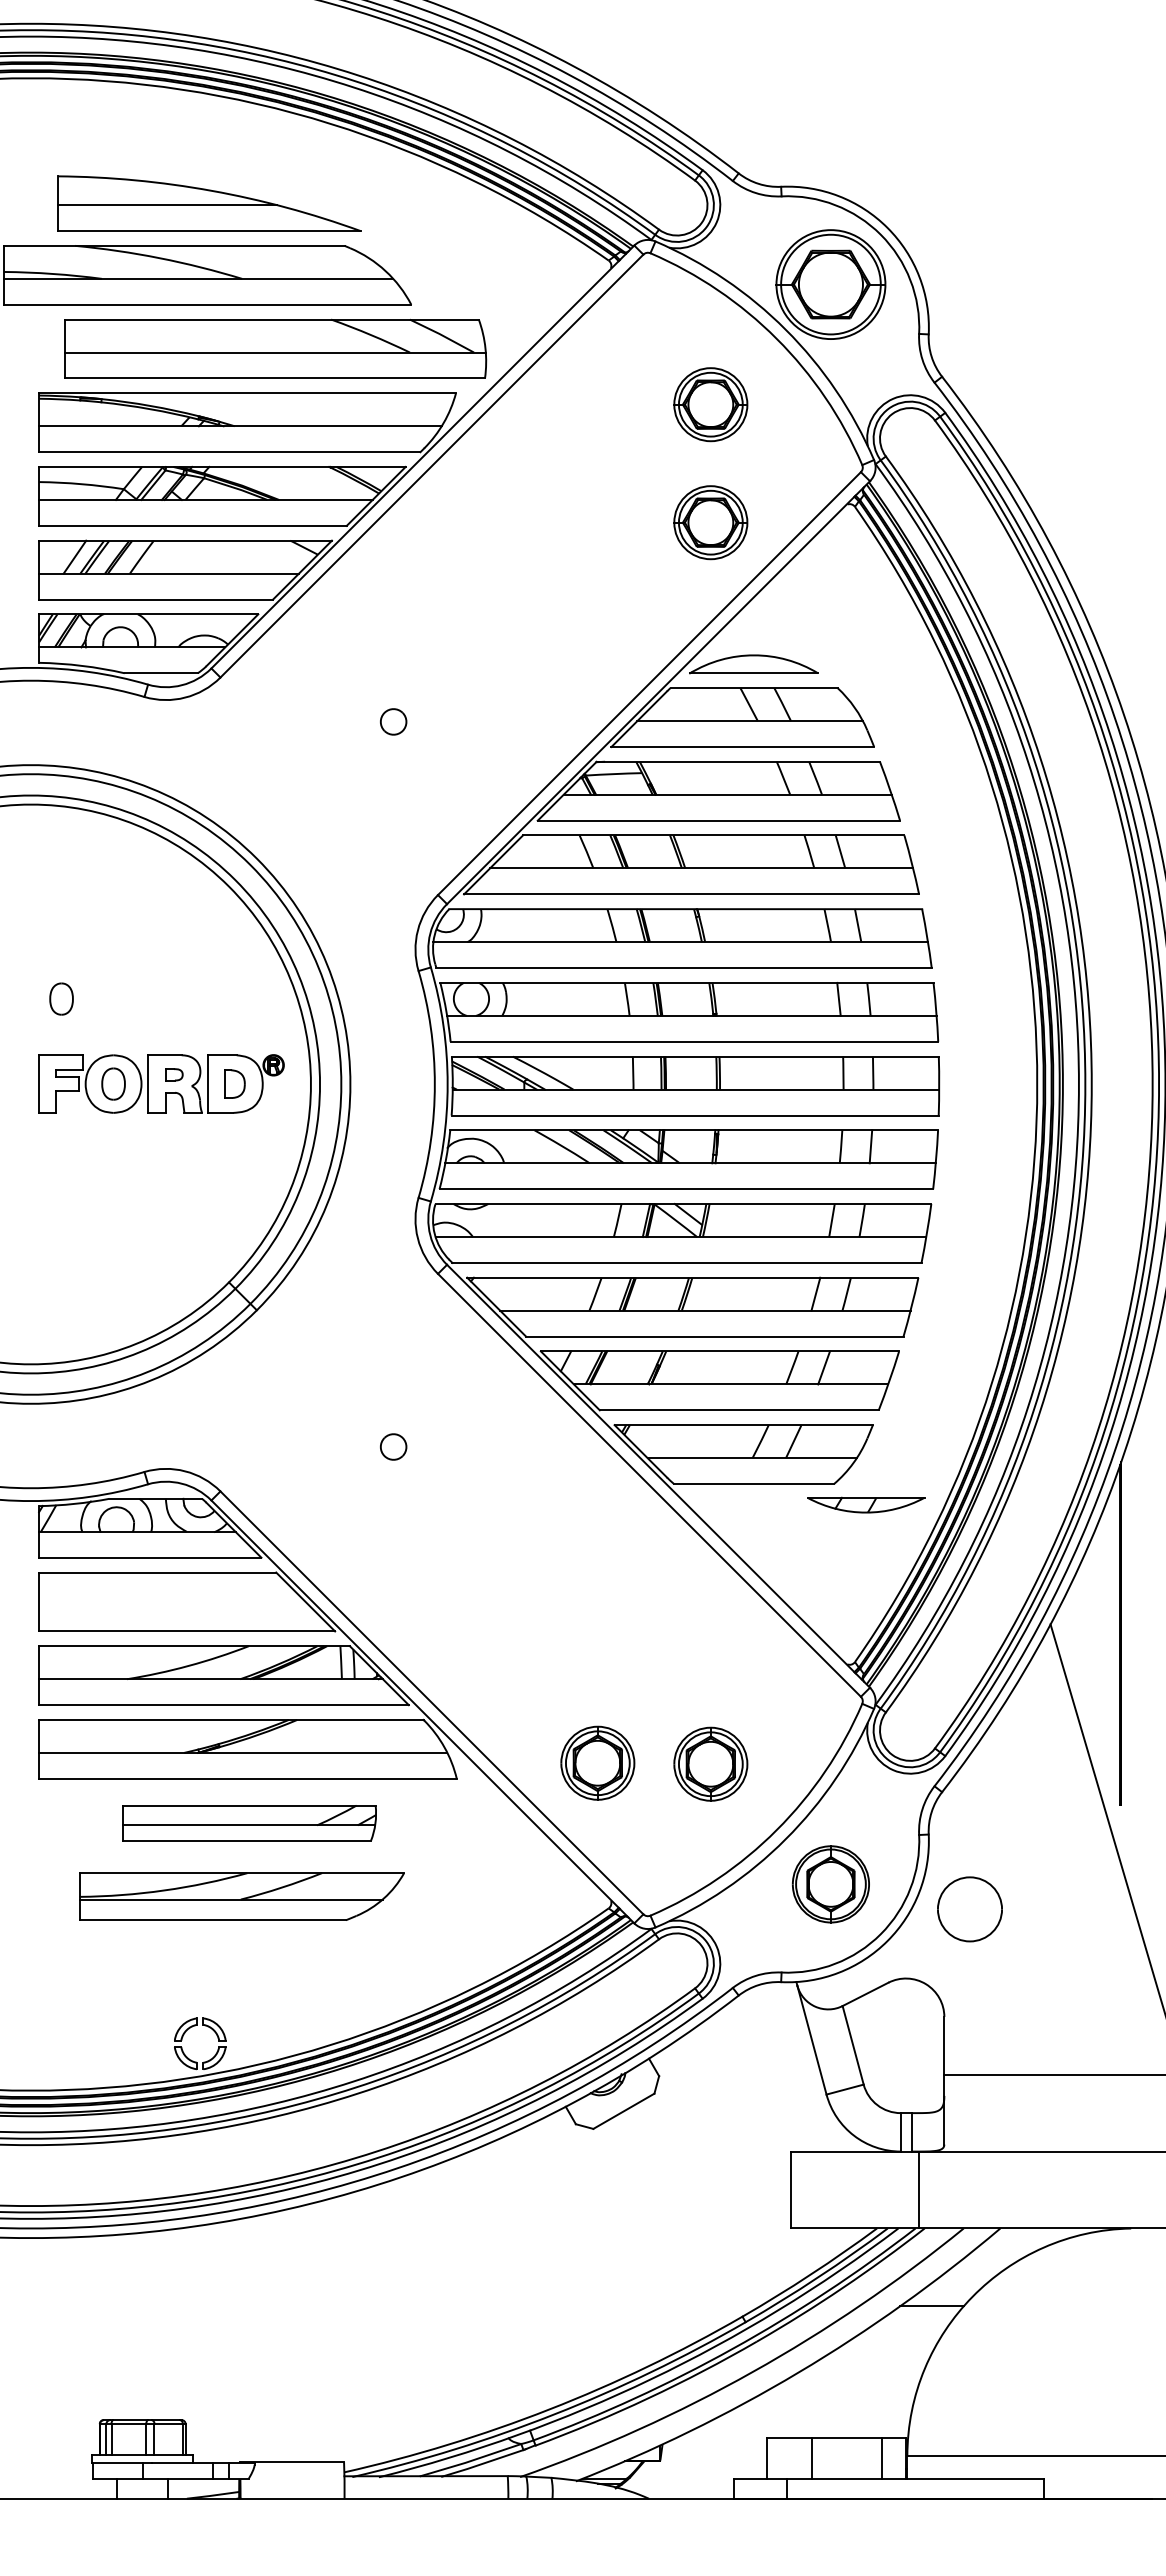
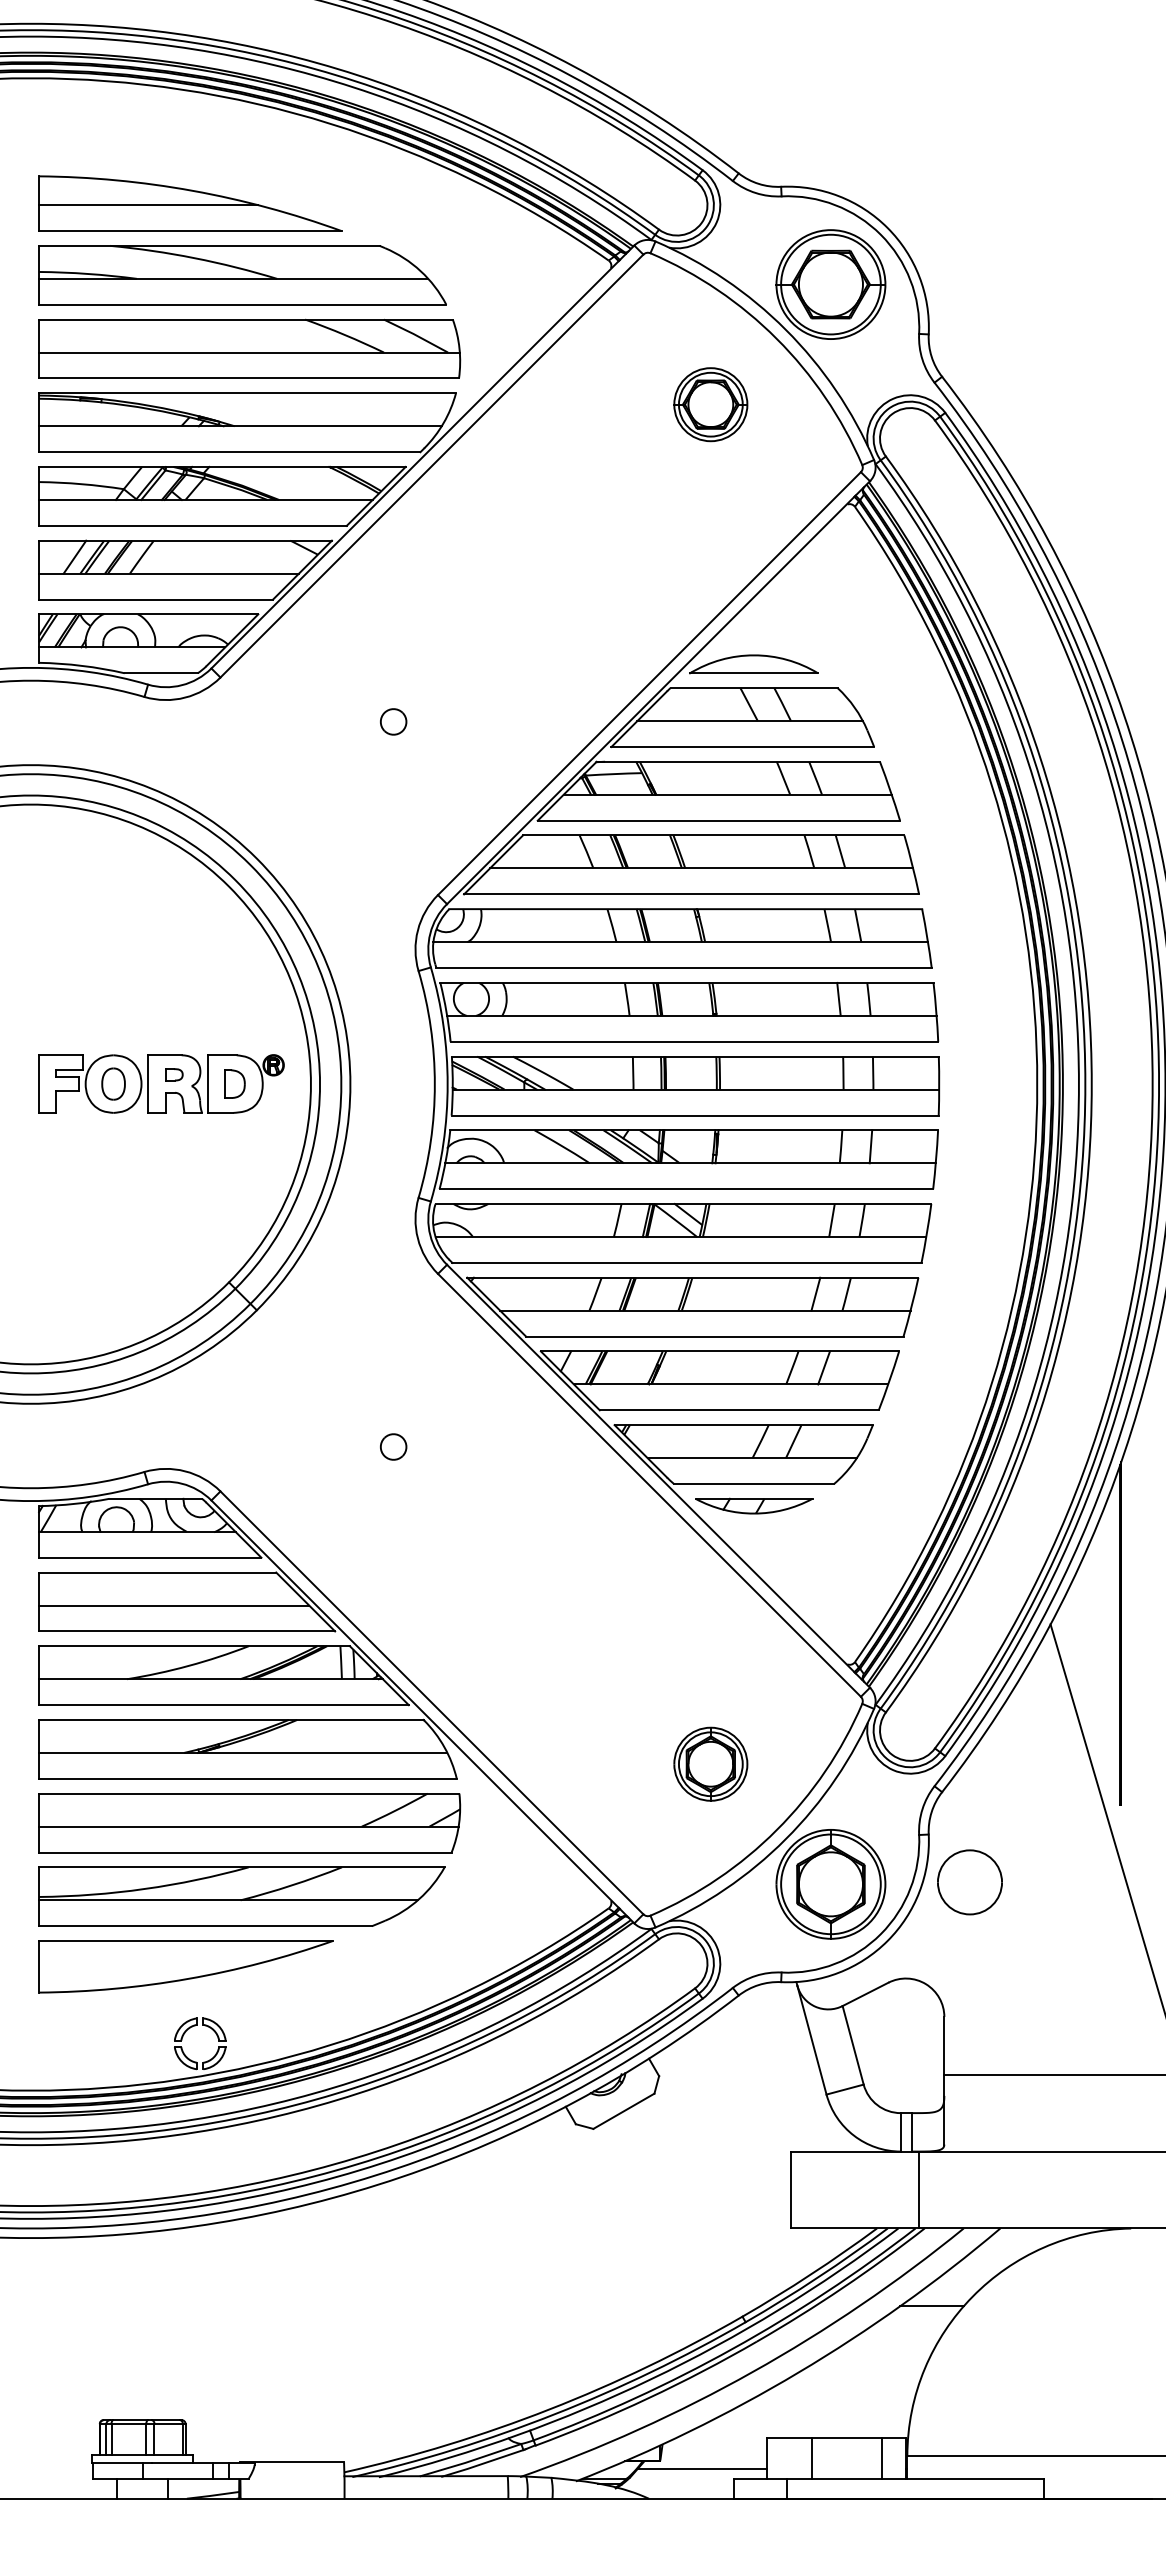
part position: (209, 203) -> (190, 203) (190, 203)
part position: (207, 275) -> (242, 275) (242, 275)
part position: (275, 348) -> (249, 348) (249, 348)
part: present -> none (710, 522)
part: present -> none (61, 998)
part position: (866, 1504) -> (754, 1505) (754, 1505)
line: none -> present (174, 1605)
part: present -> none (597, 1762)
part size: 255x37 px -> 424x61 px (249, 1823)
part size: 78x79 px -> 112x111 px (830, 1884)
part size: 326x49 px -> 408x61 px (241, 1896)
part position: (969, 1909) -> (969, 1882) (969, 1882)
part: none -> present (185, 1966)
line: none -> present (702, 2468)
